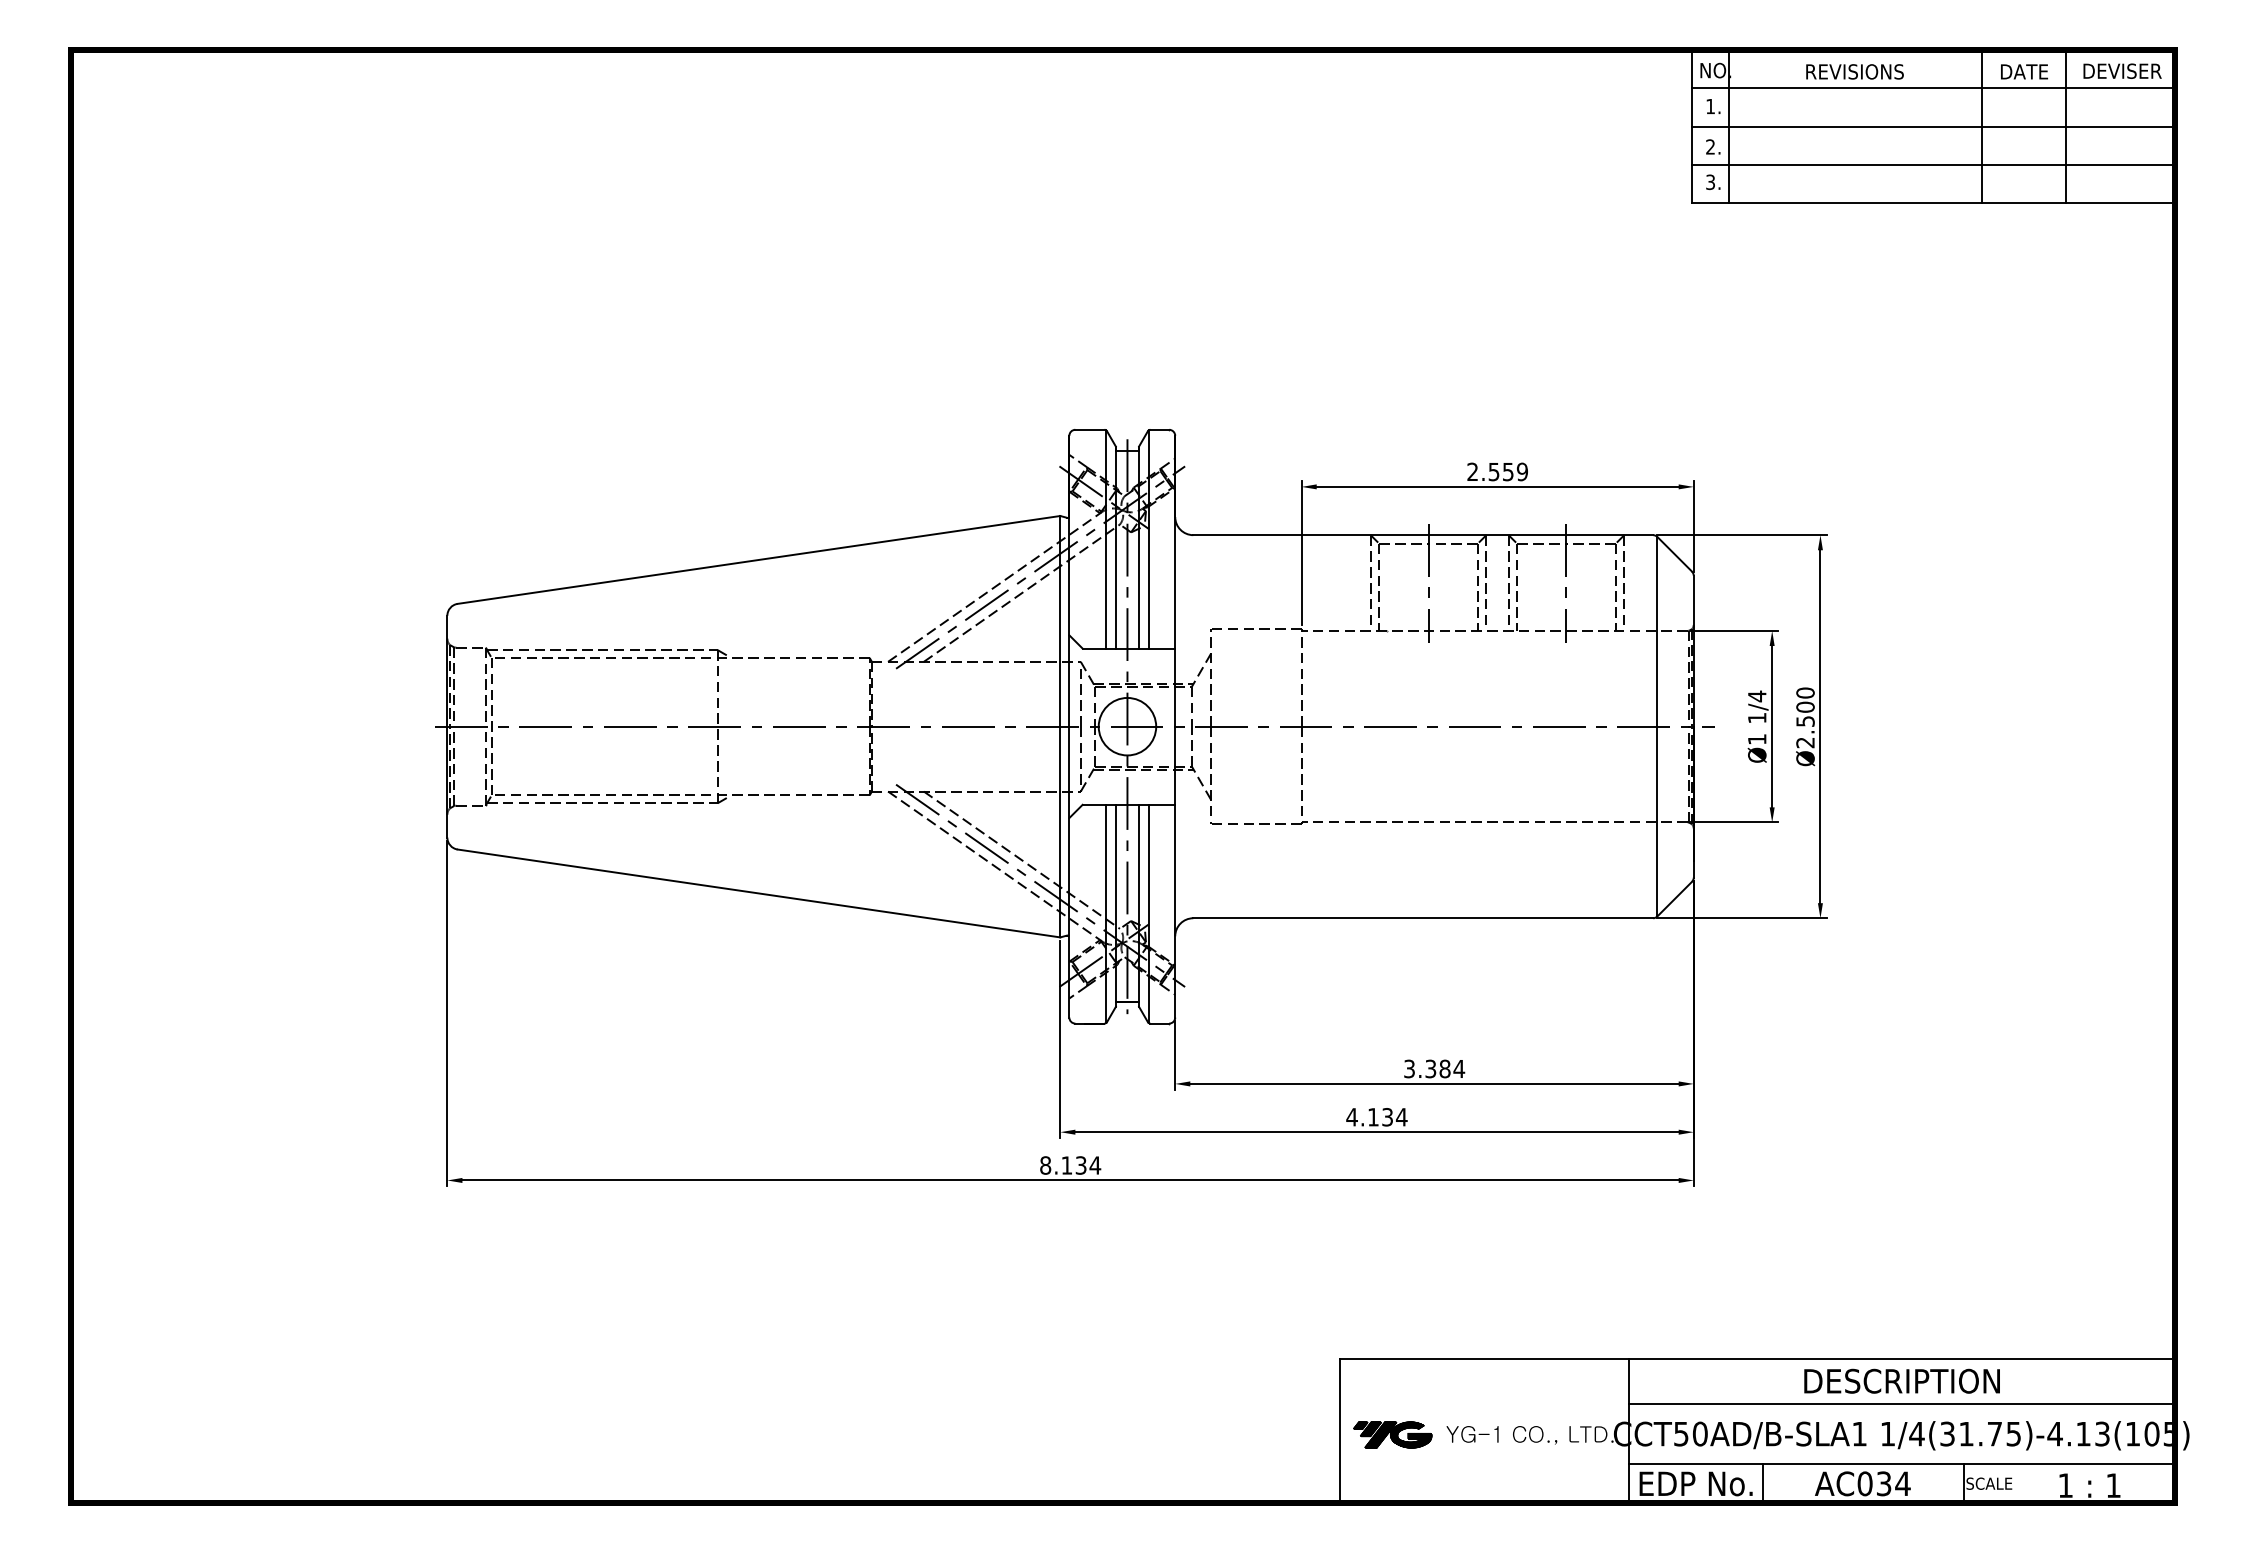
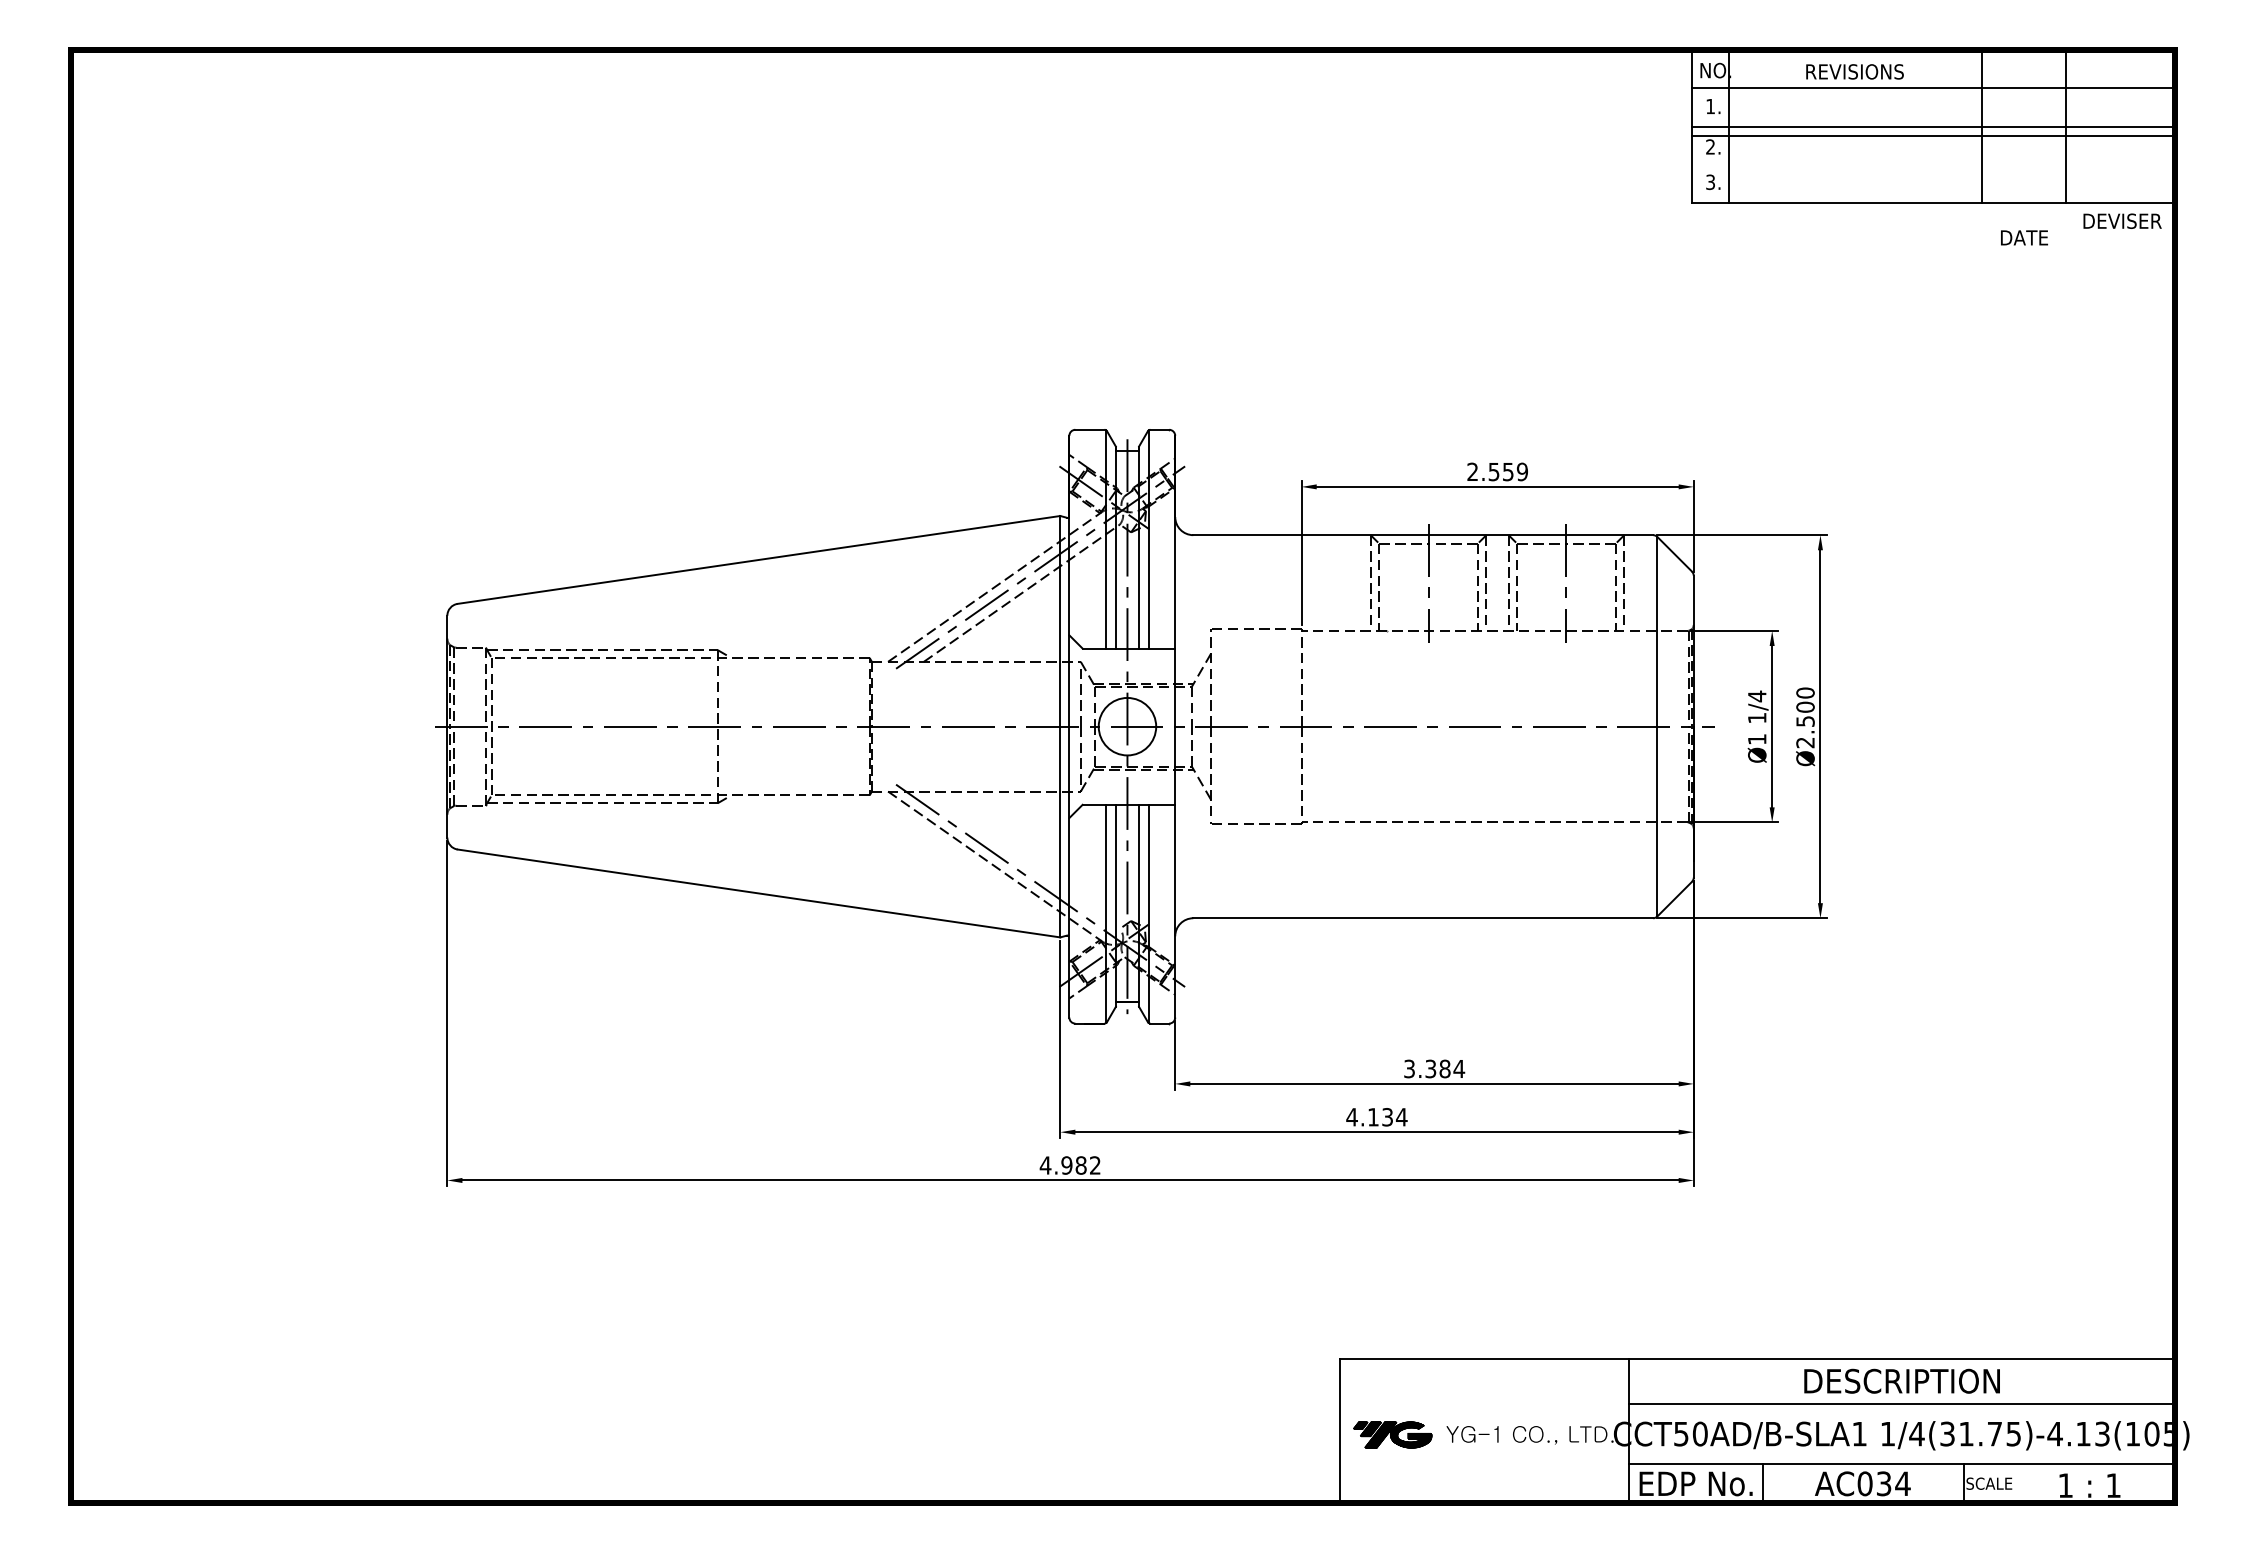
text position: (2122, 70) -> (2122, 220) (2122, 220)
text position: (2024, 71) -> (2024, 237) (2024, 237)
line position: (1933, 165) -> (1933, 136) (1933, 136)
line: present -> none (1021, 859)
text: 8.134 -> 4.982 (1070, 1165)
